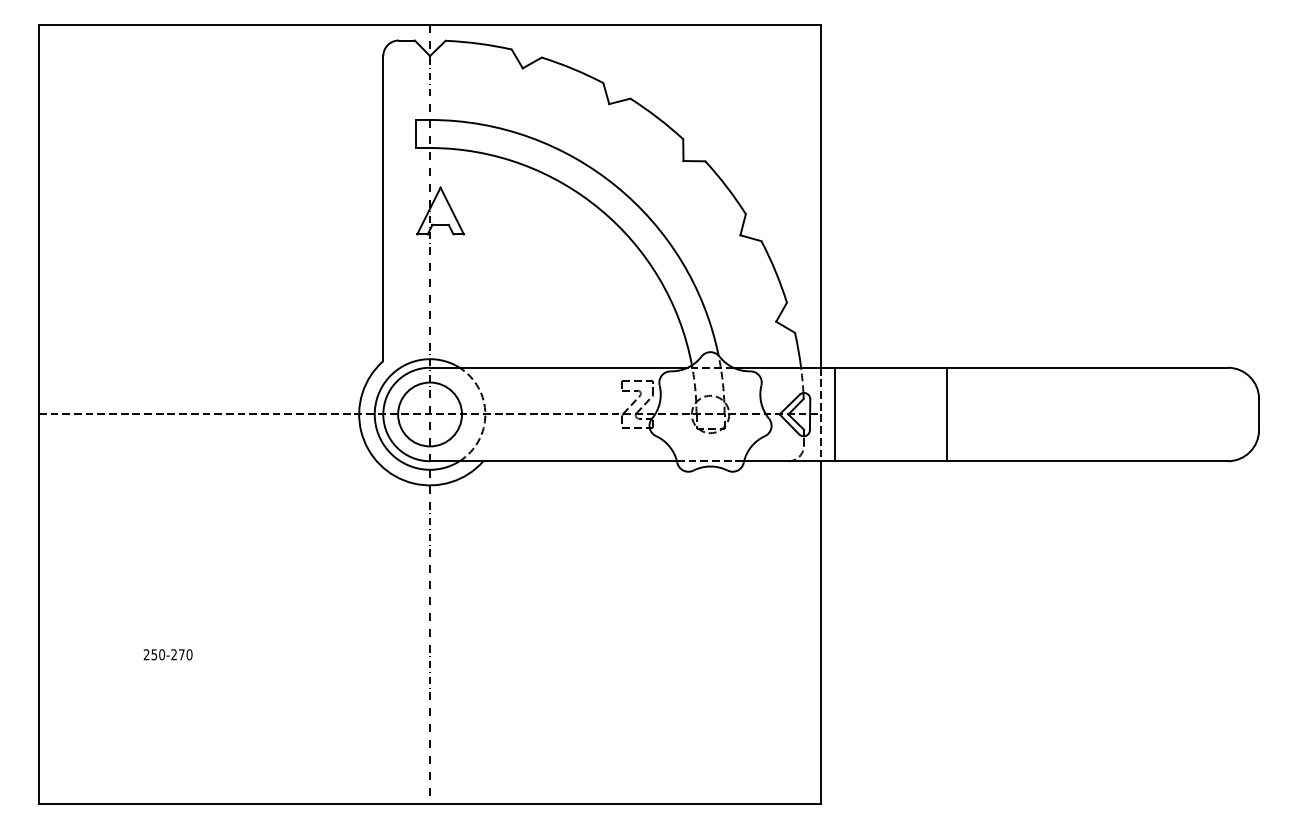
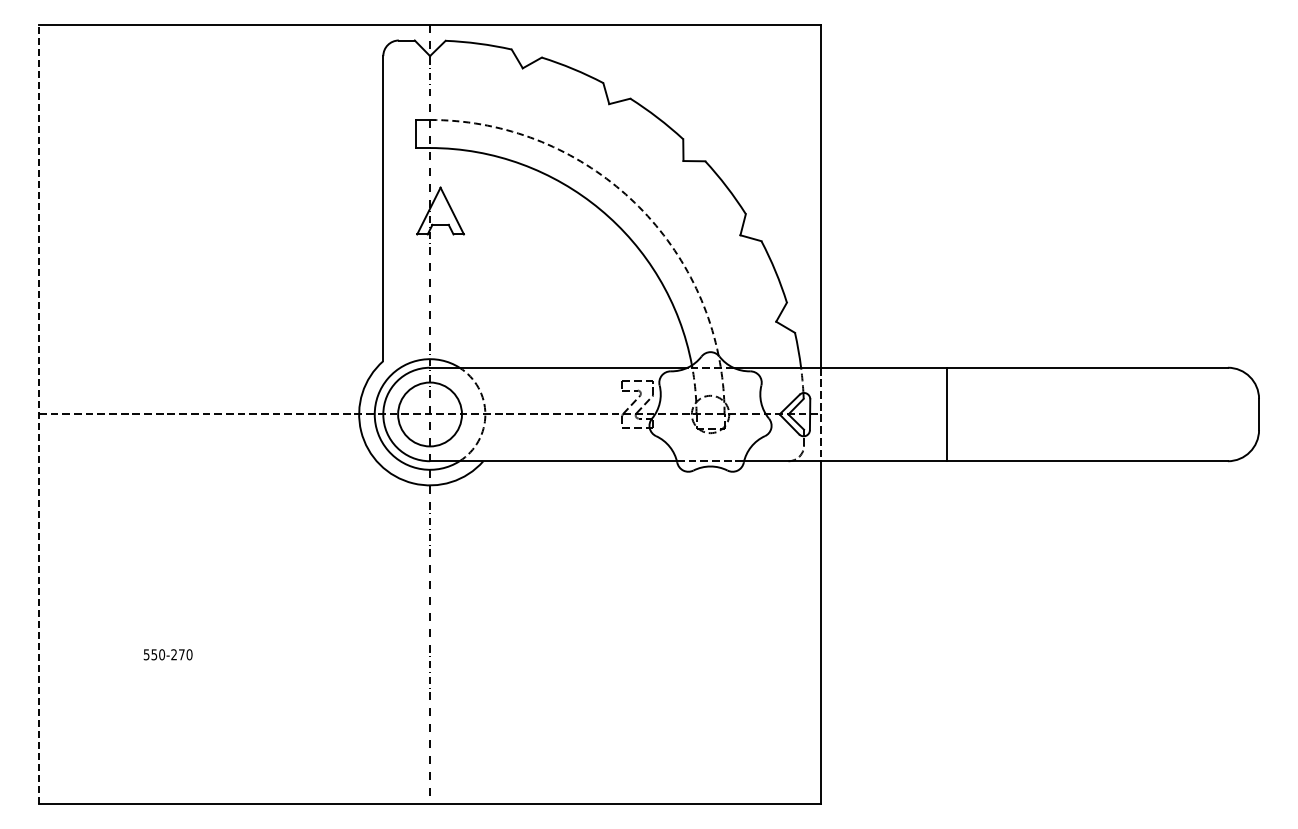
arc: solid -> dashed (616, 186)
line: solid -> dashed (38, 414)
line: present -> none (835, 414)
text: 250-270 -> 550-270 (146, 654)
